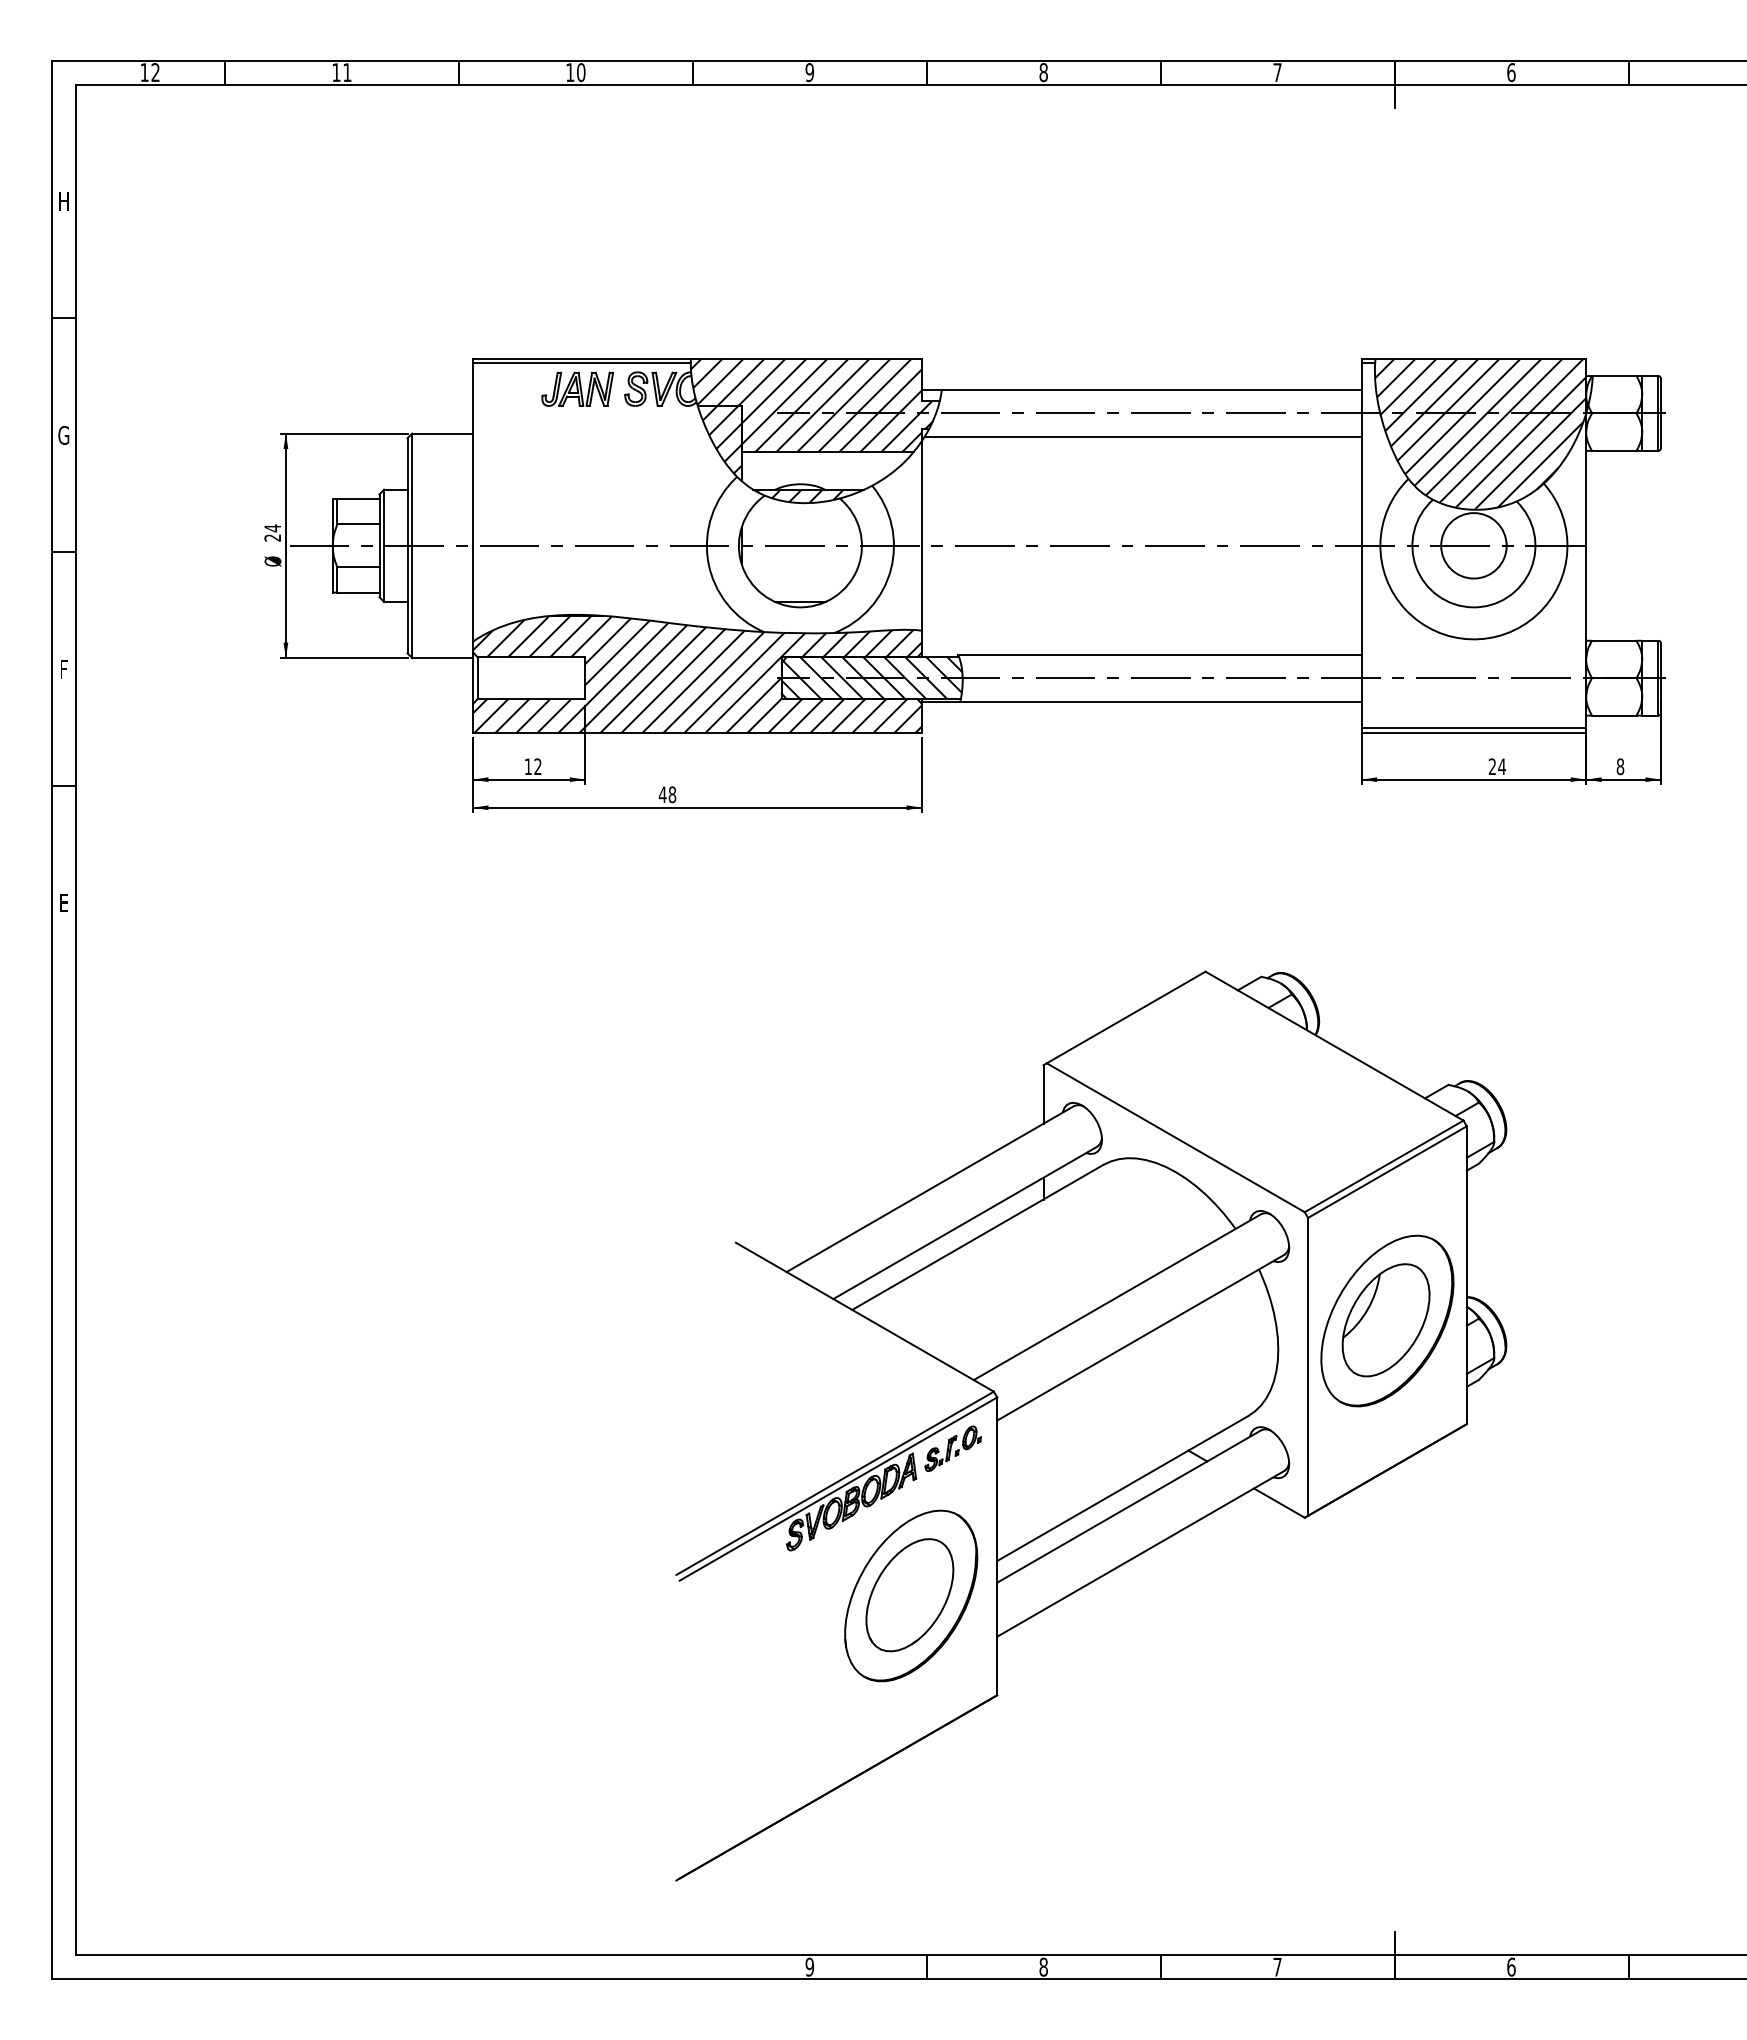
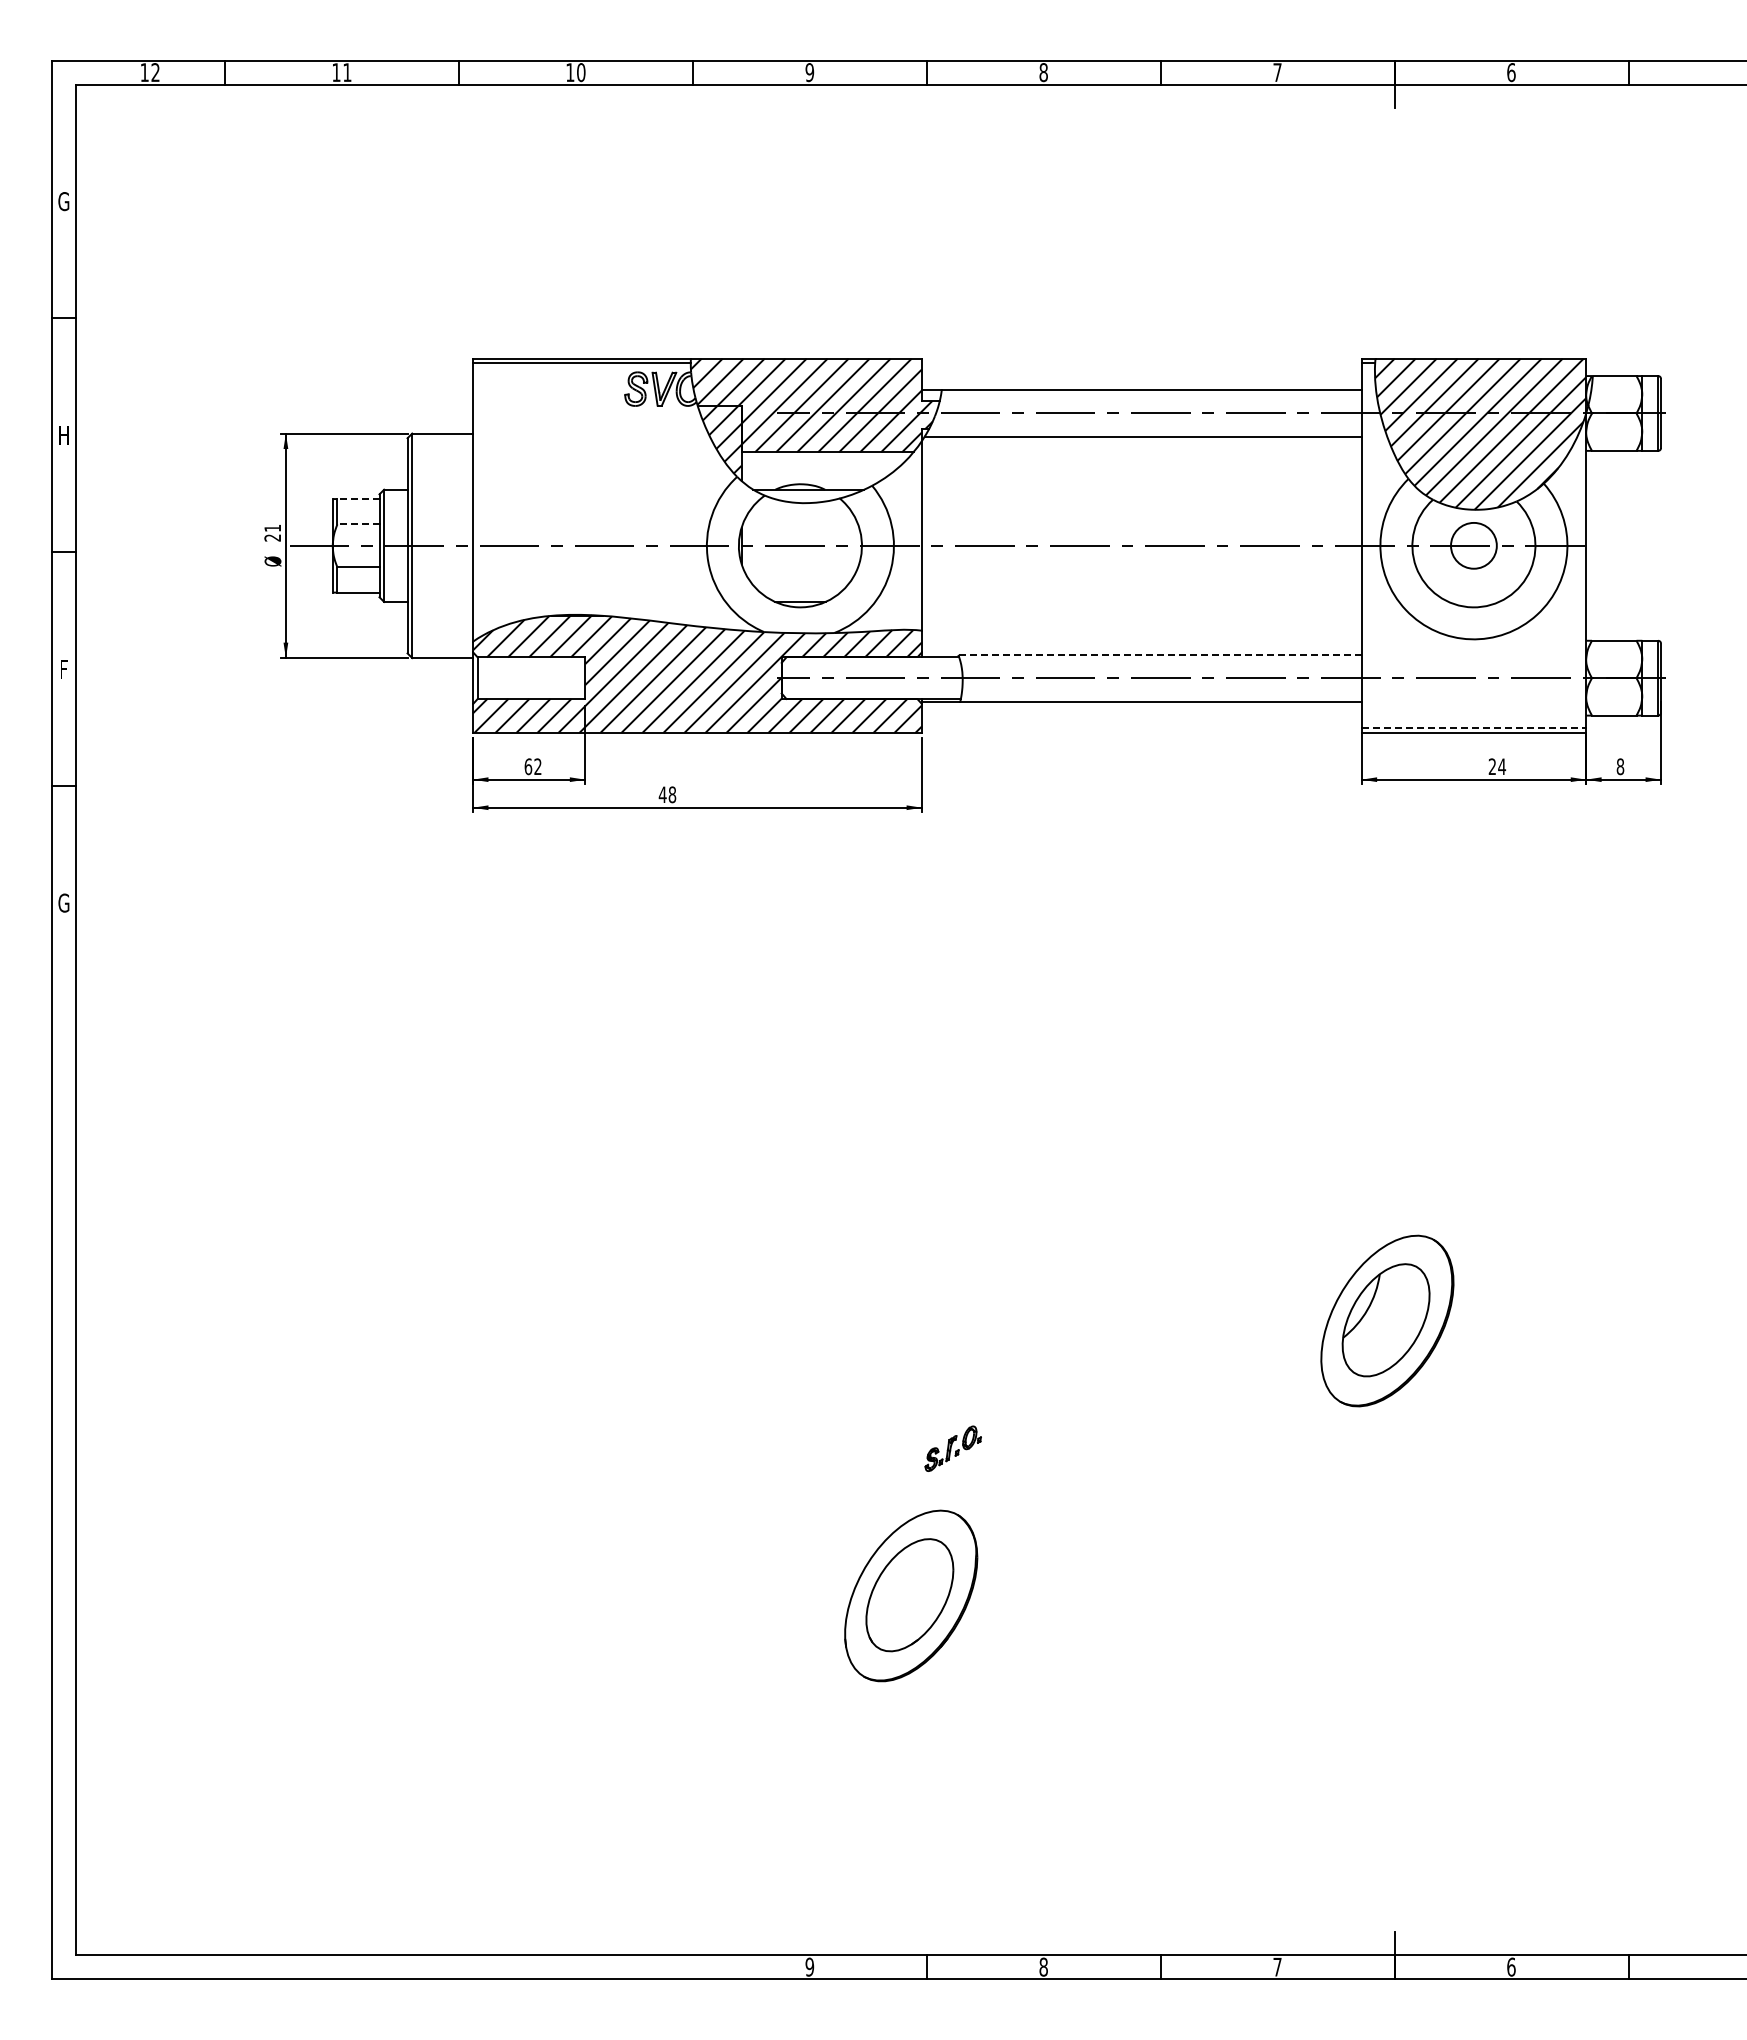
text: H -> G (63, 201)
part: present -> none (577, 388)
text: G -> H (63, 434)
hatch: present -> none (800, 496)
line: solid -> dashed (357, 499)
line: solid -> dashed (357, 524)
text: 24 -> 21 (272, 528)
circle diameter: 65 px -> 46 px (1473, 545)
line: solid -> dashed (1160, 654)
hatch: present -> none (871, 677)
line: solid -> dashed (1474, 728)
text: 12 -> 62 (528, 766)
text: E -> G (63, 902)
part: present -> none (1091, 1425)
